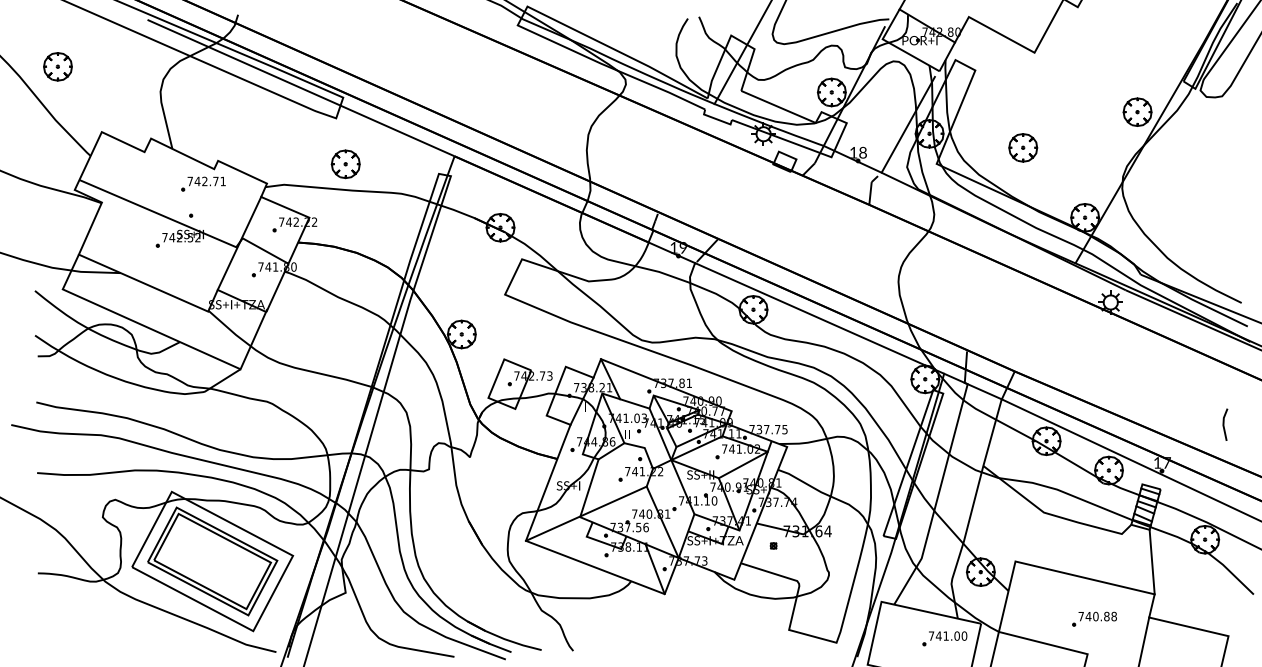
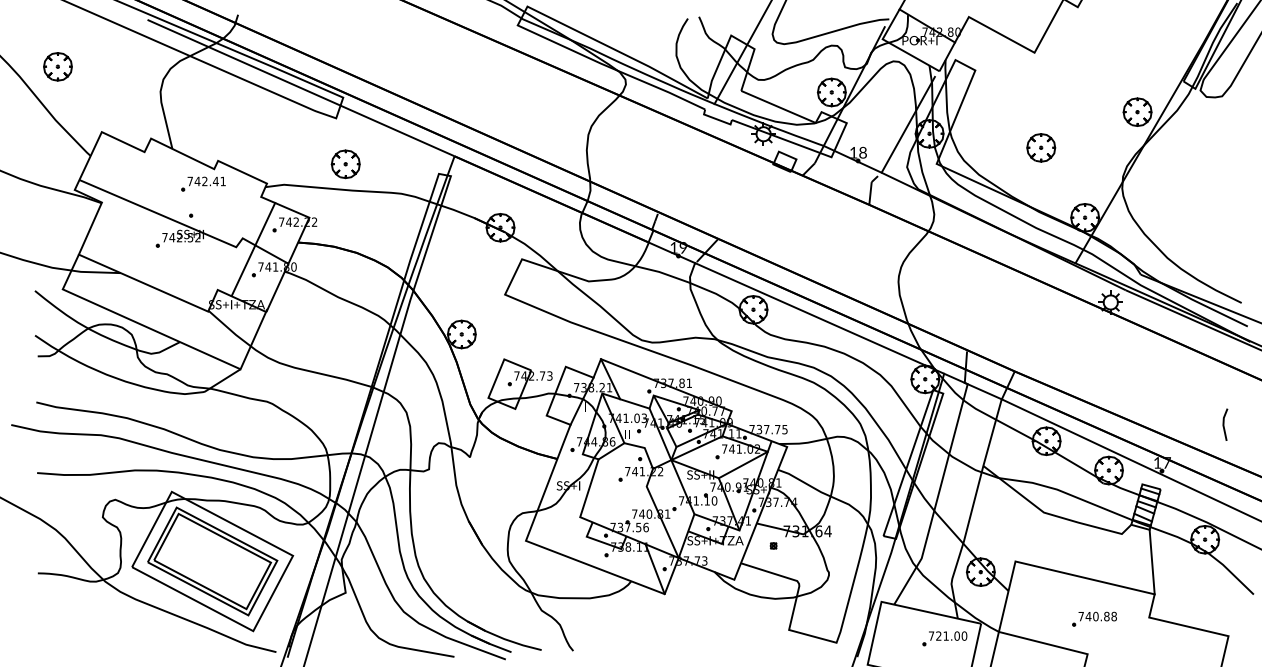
part position: (1023, 147) -> (1041, 147) (1041, 147)
text: 742.71 -> 742.41 (215, 181)
line position: (239, 242) -> (253, 248) (253, 248)
line: present -> none (585, 513)
text: 741.00 -> 721.00 (938, 635)
line: present -> none (1144, 640)
